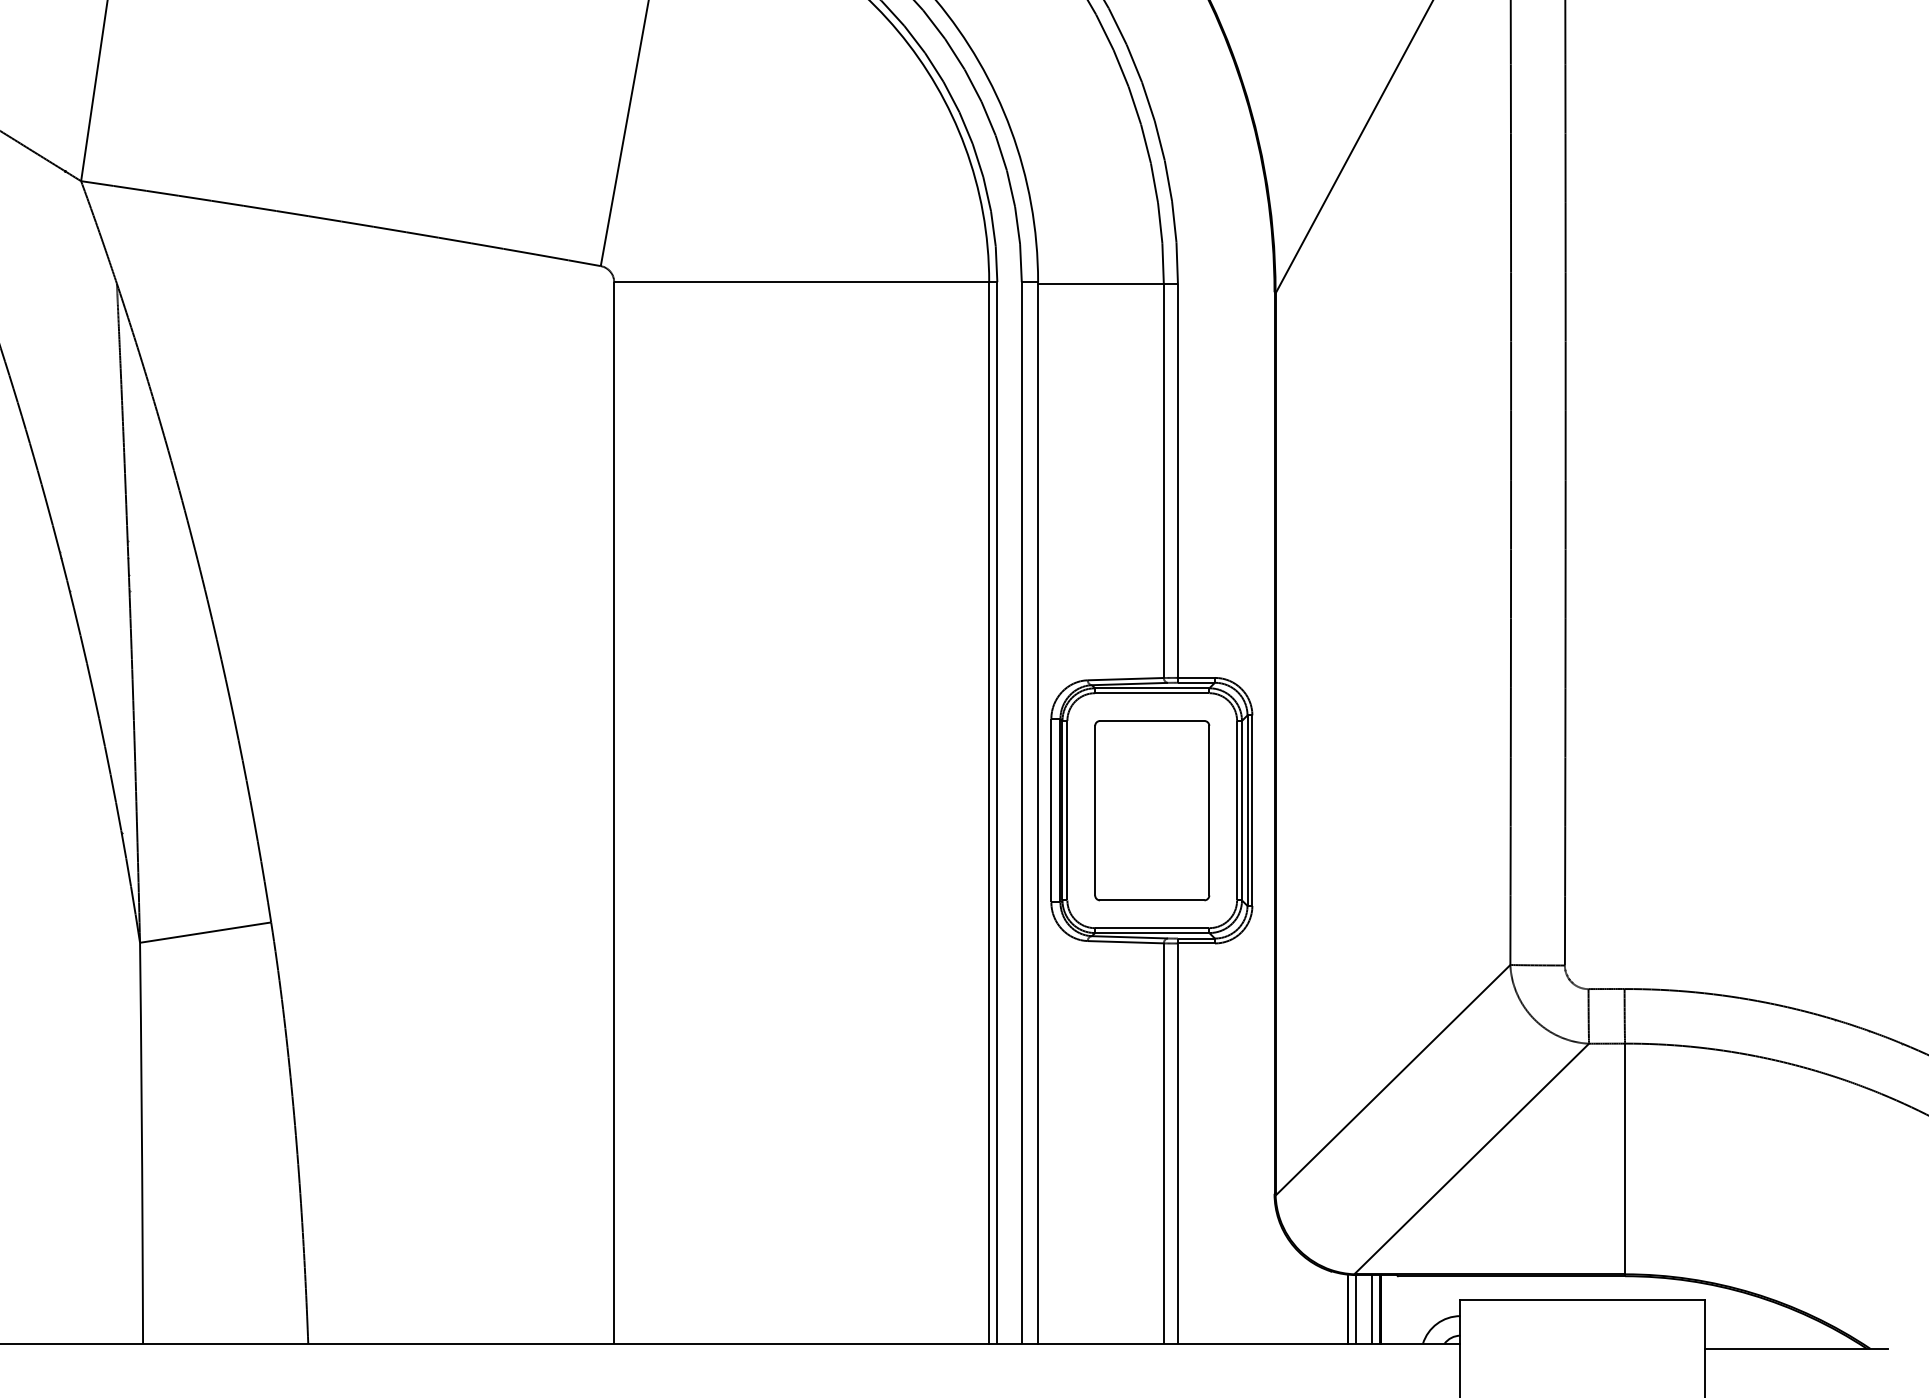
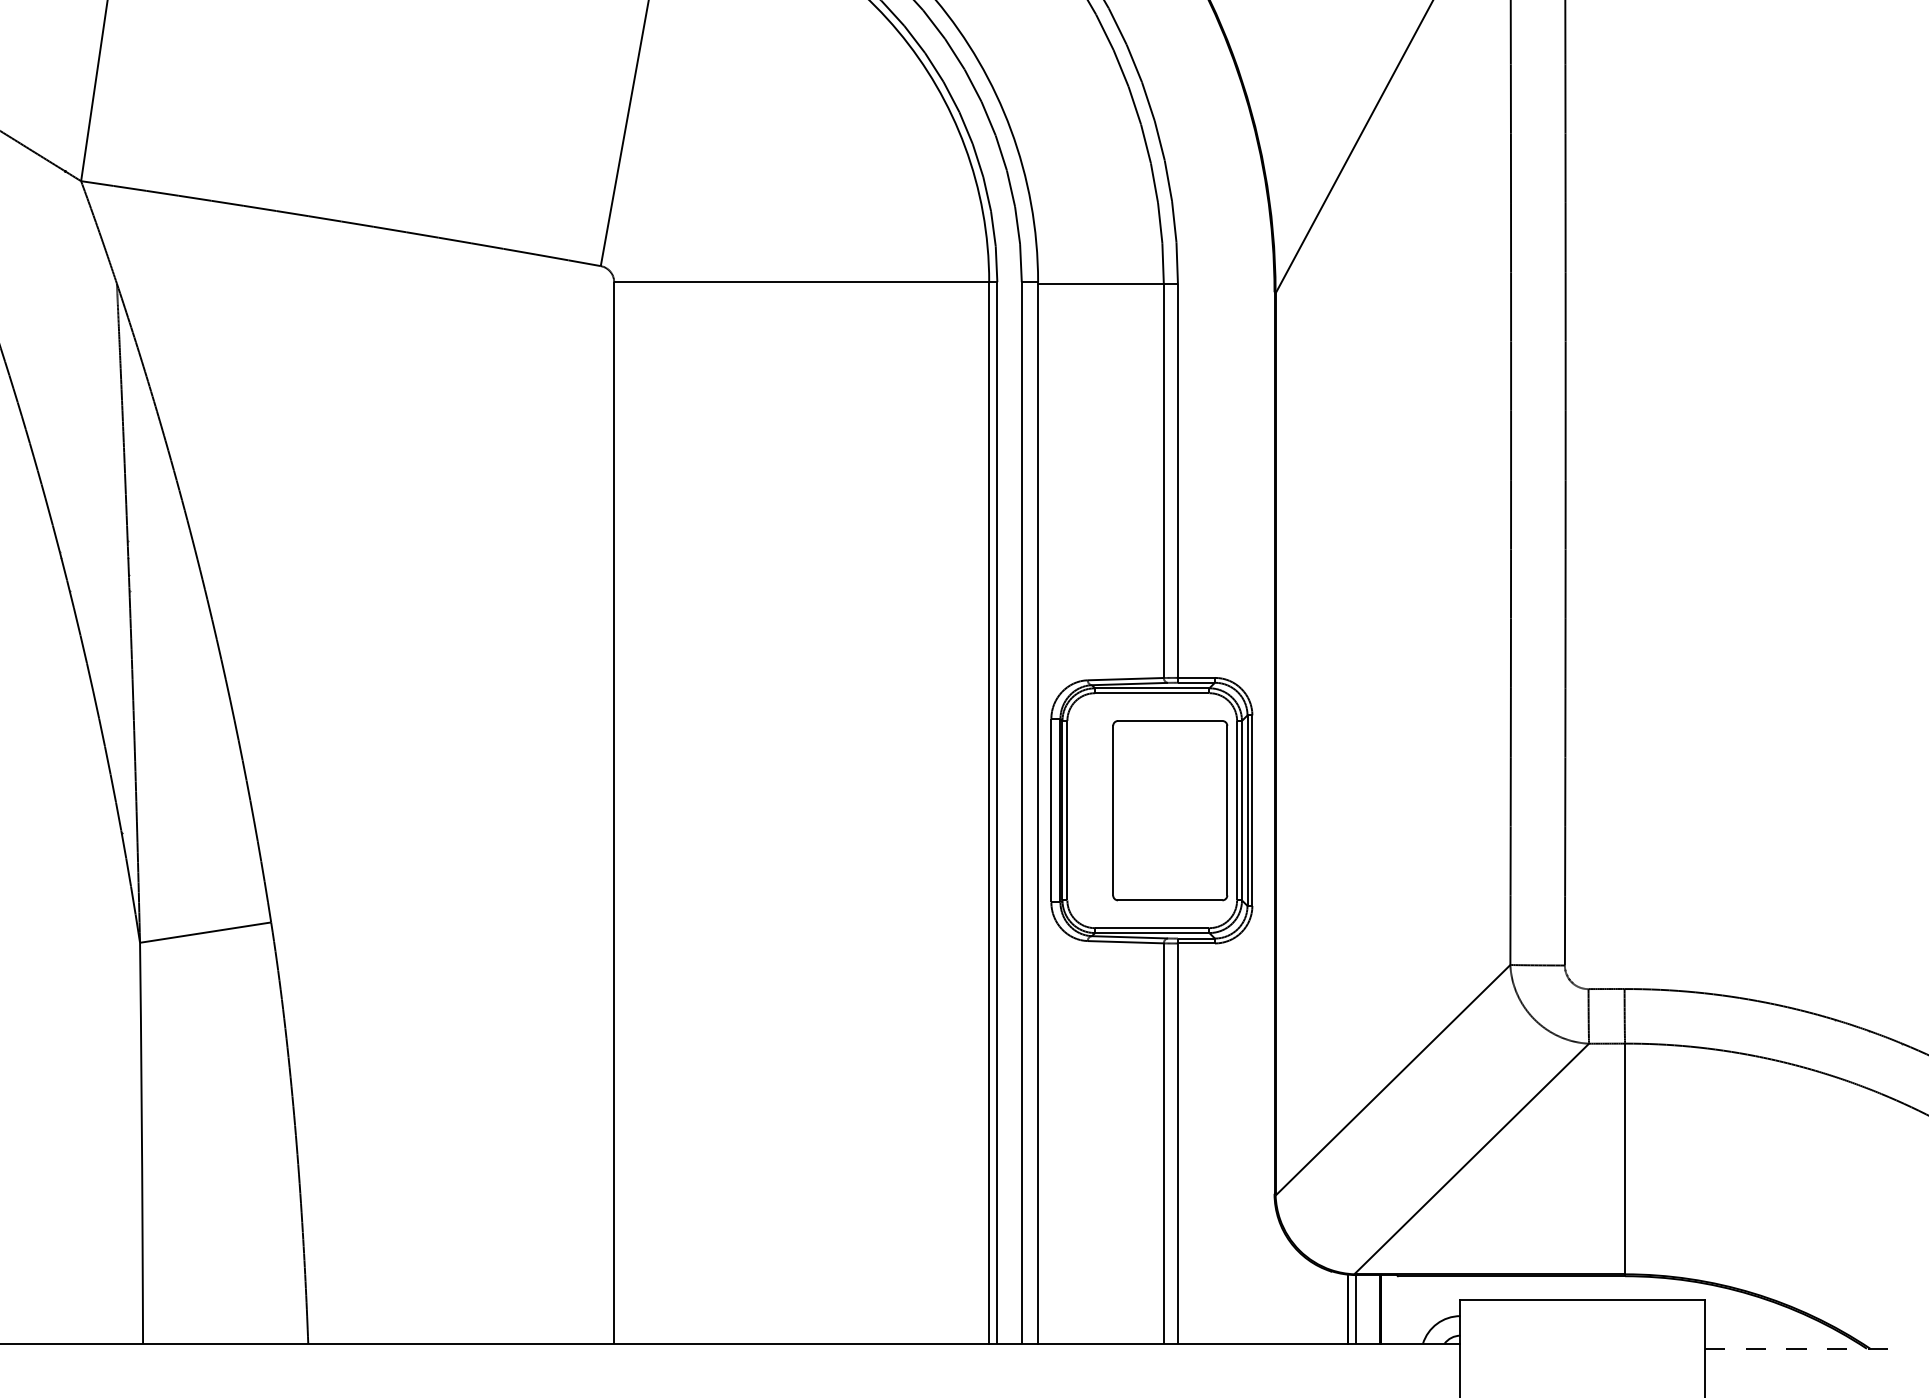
part position: (1152, 810) -> (1170, 810) (1170, 810)
line: present -> none (1372, 1309)
line: solid -> dashed (1796, 1348)
